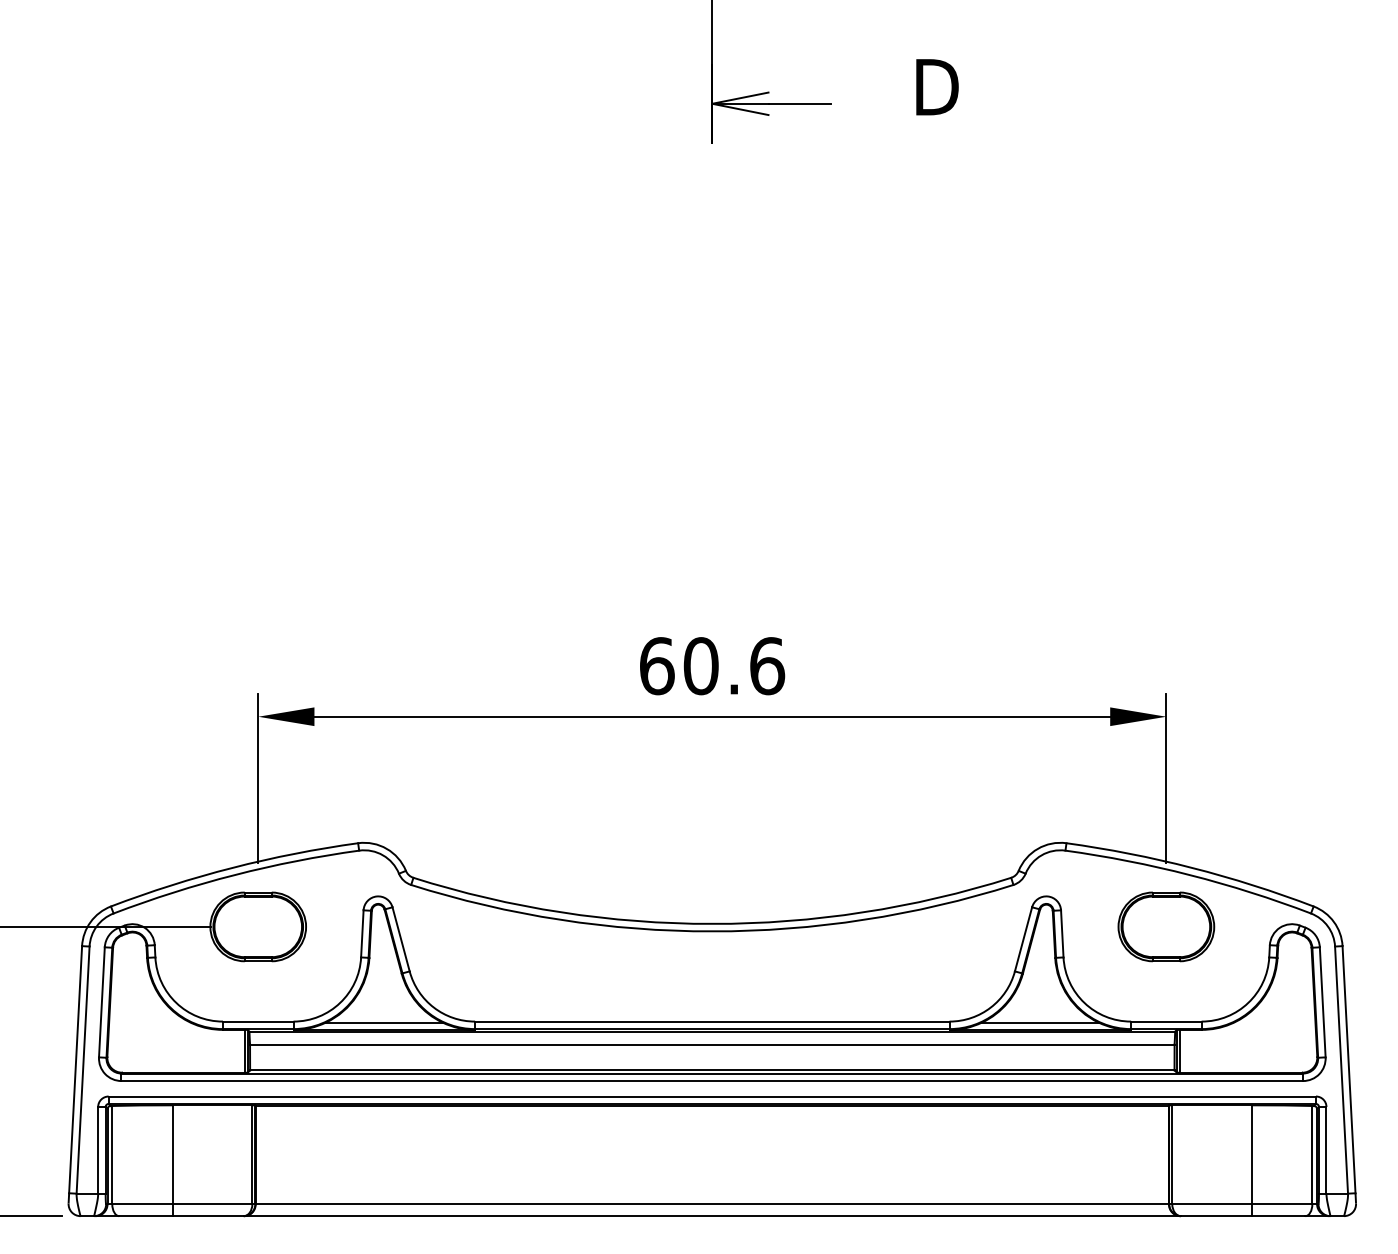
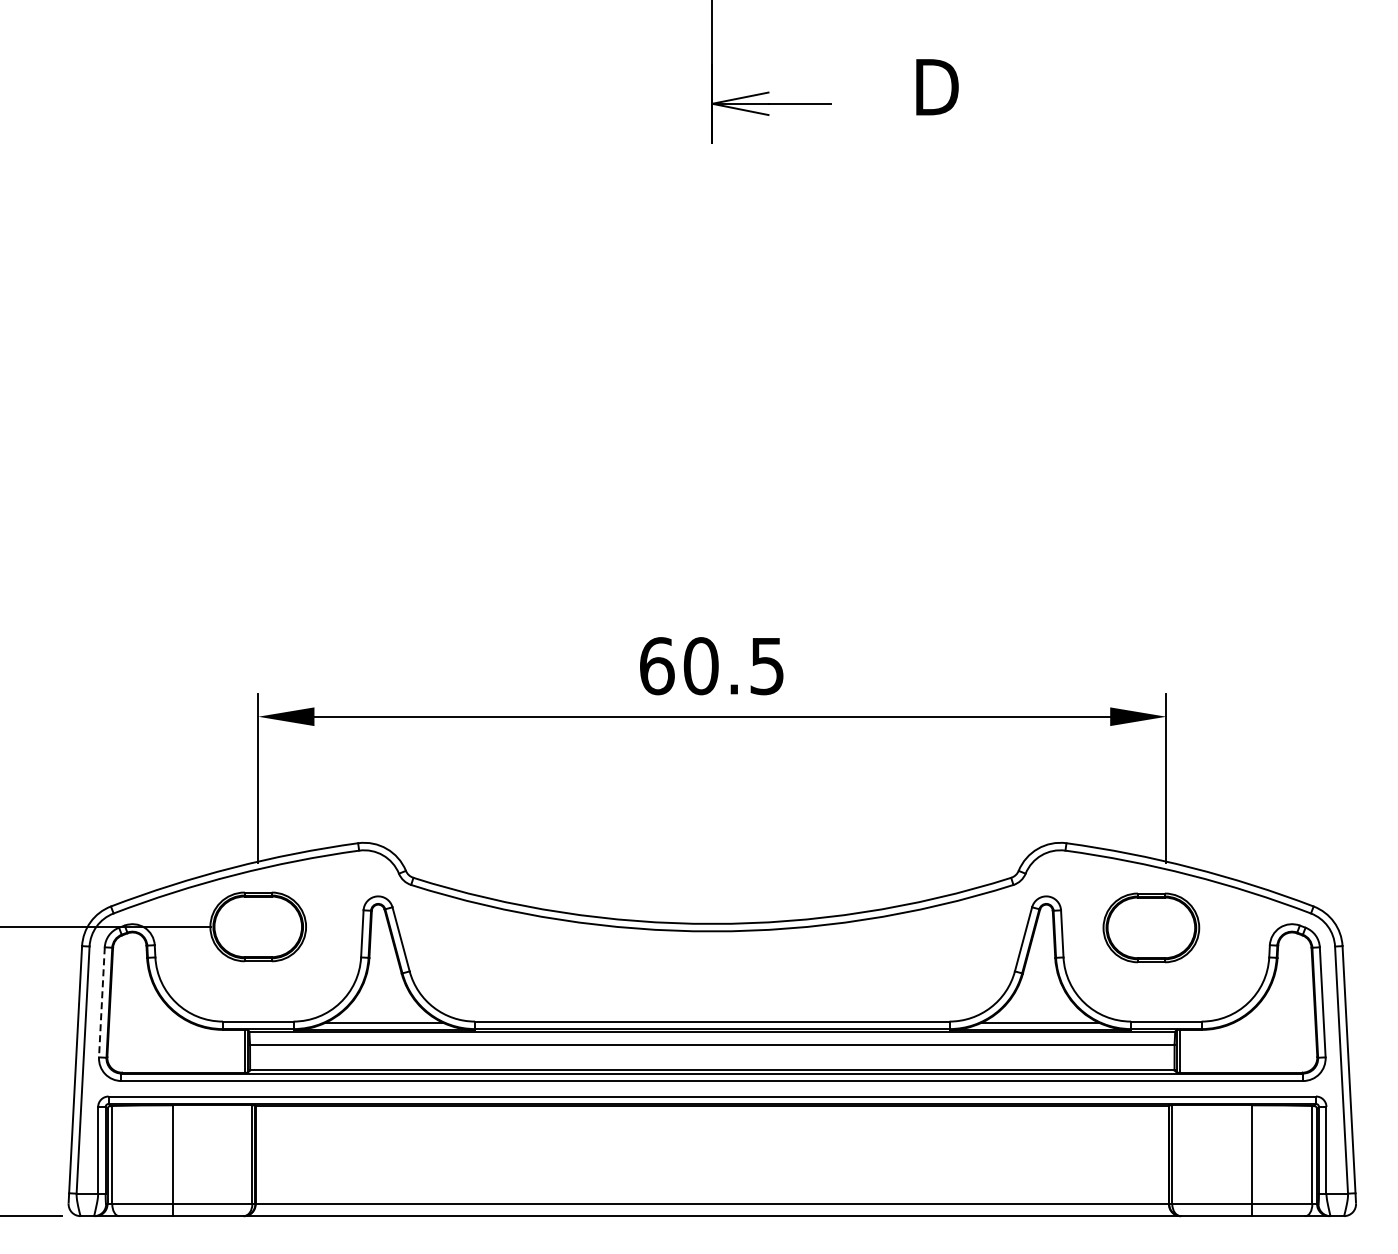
text: 60.6 -> 60.5 (767, 666)
part position: (1166, 926) -> (1151, 927) (1151, 927)
line: solid -> dashed (101, 1002)
